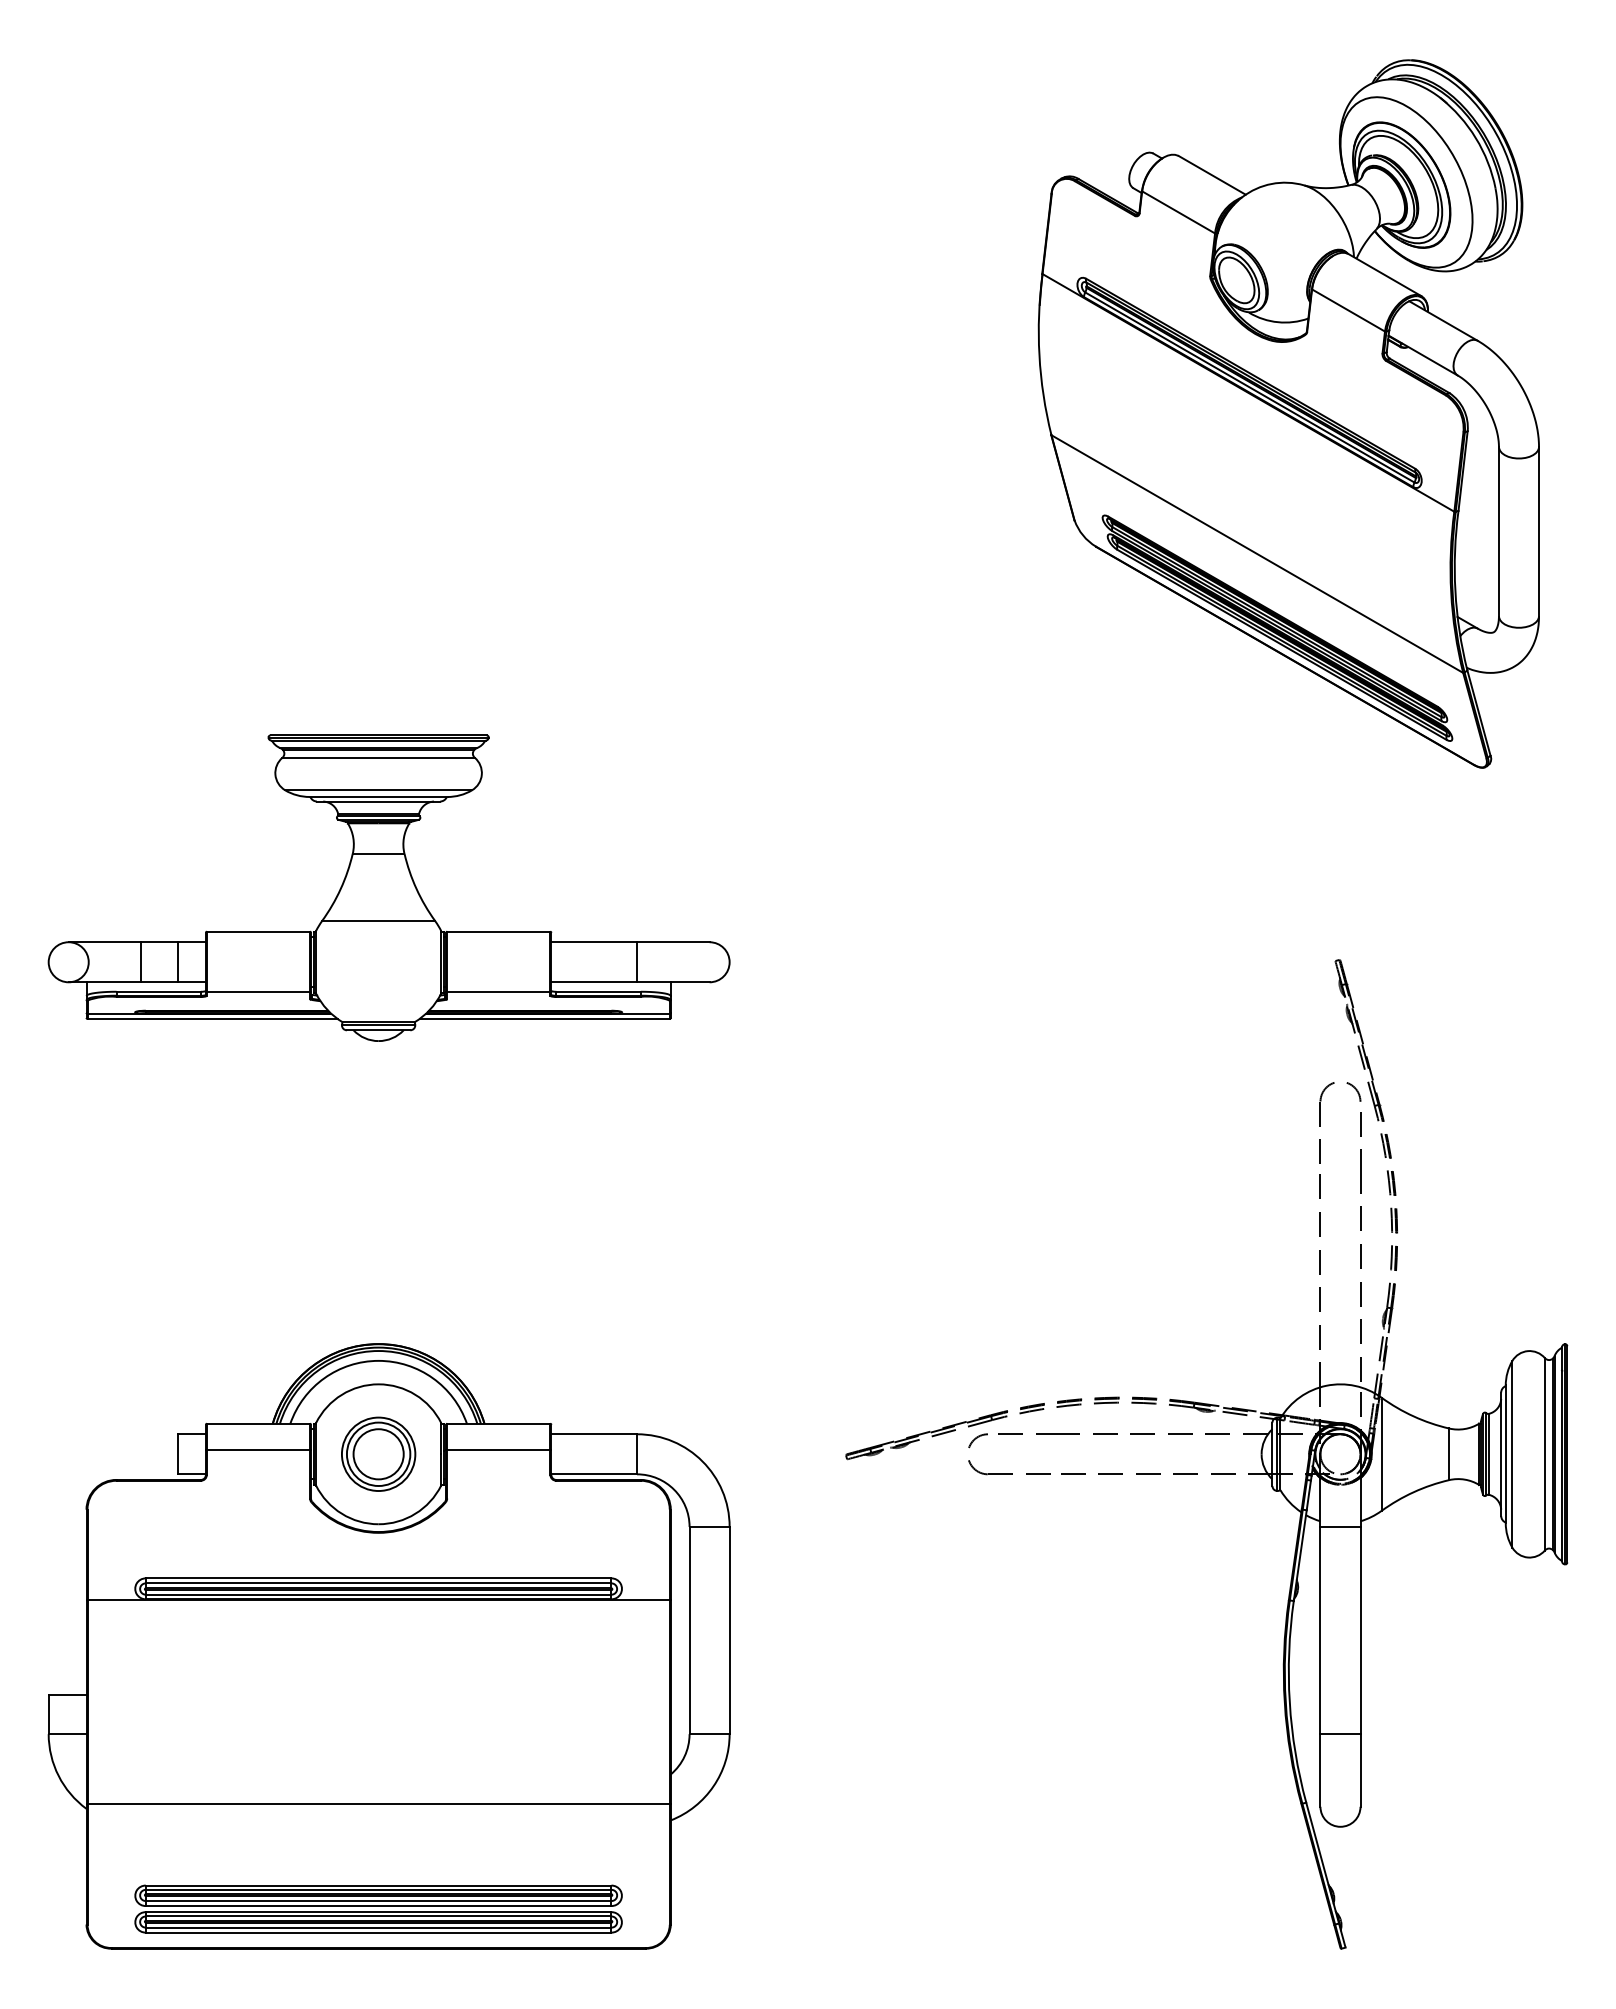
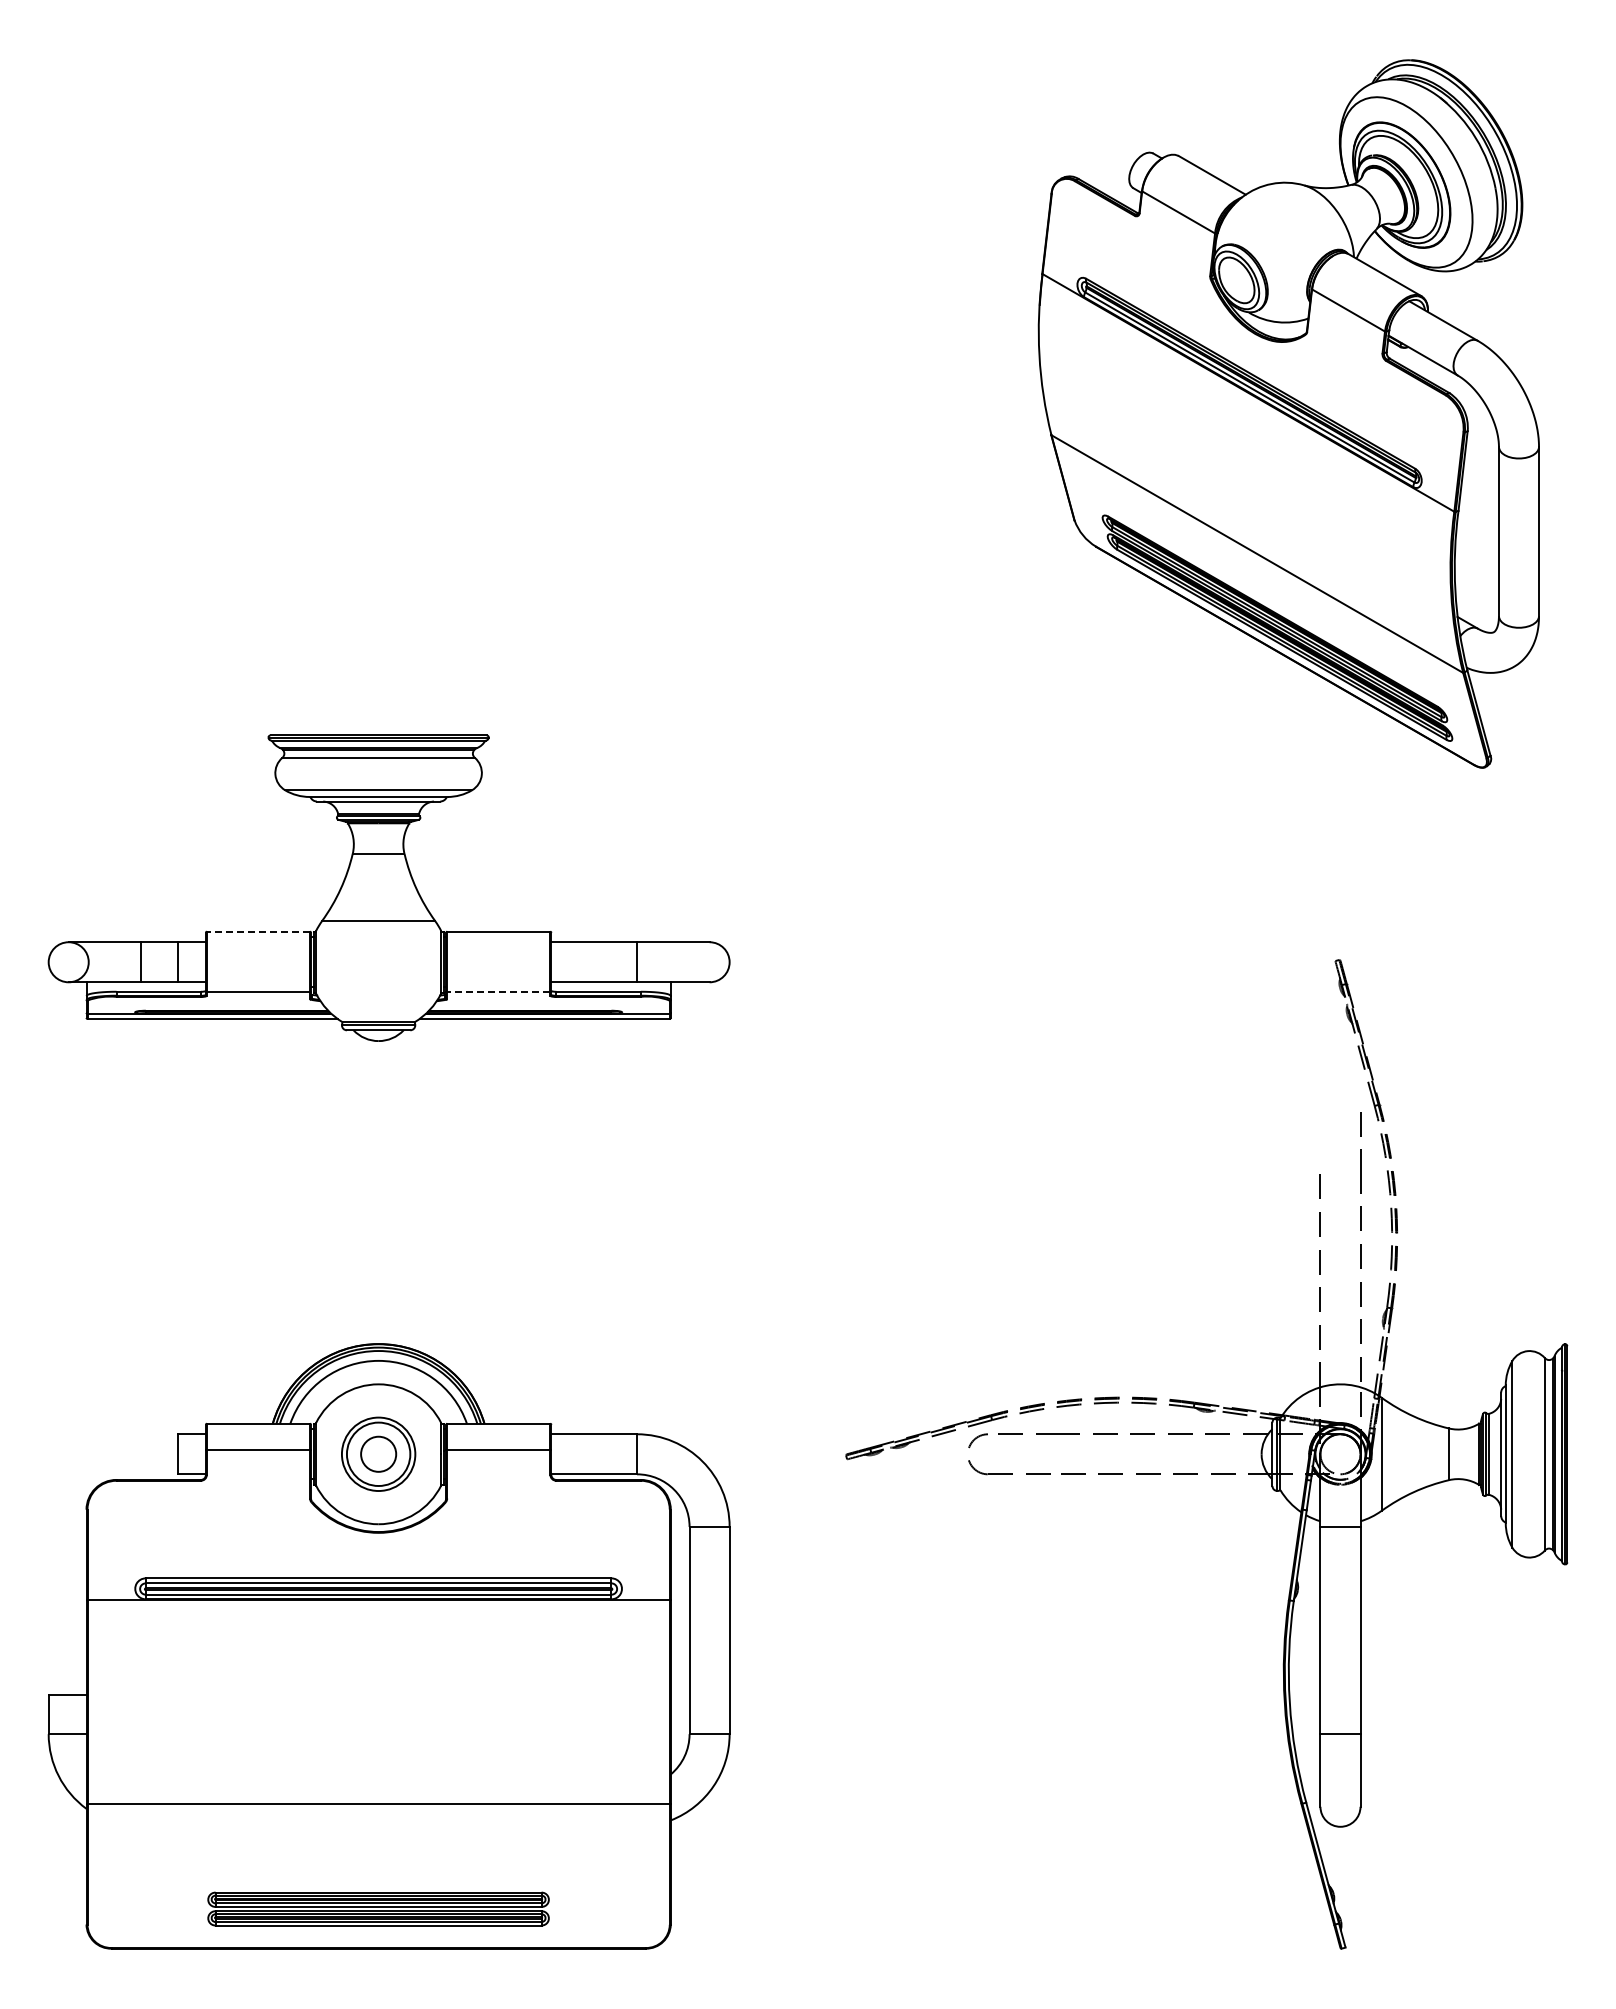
line: solid -> dashed (258, 931)
line: solid -> dashed (498, 992)
part: present -> none (1320, 1122)
circle diameter: 50 px -> 35 px (378, 1453)
part size: 489x50 px -> 343x36 px (378, 1908)
